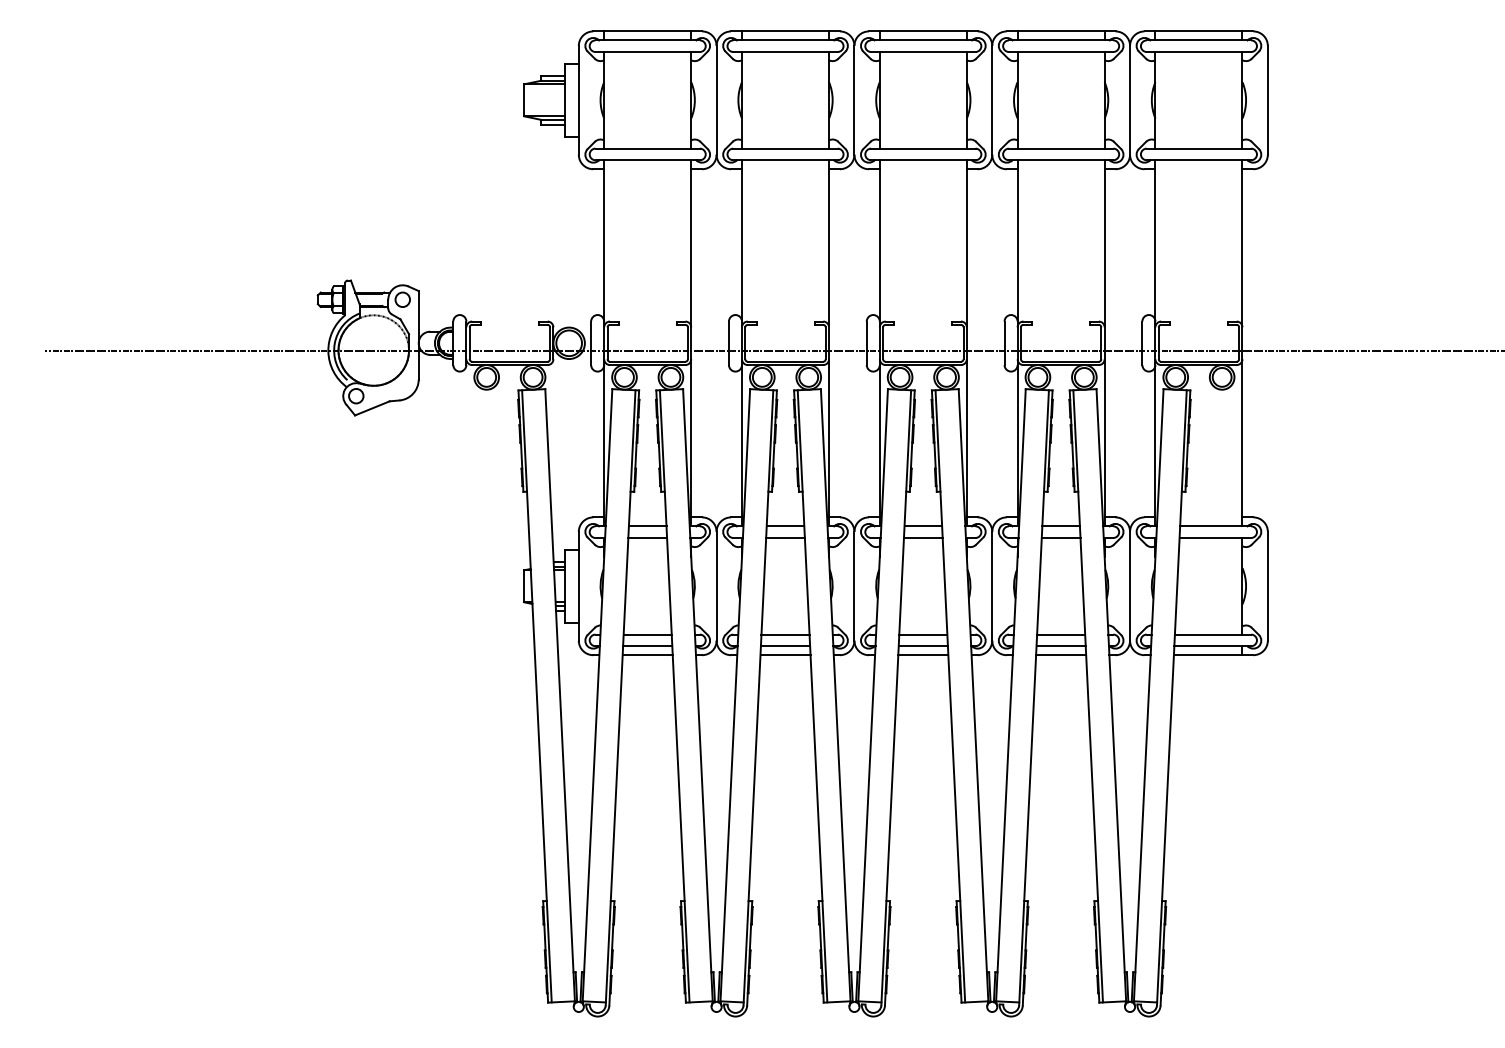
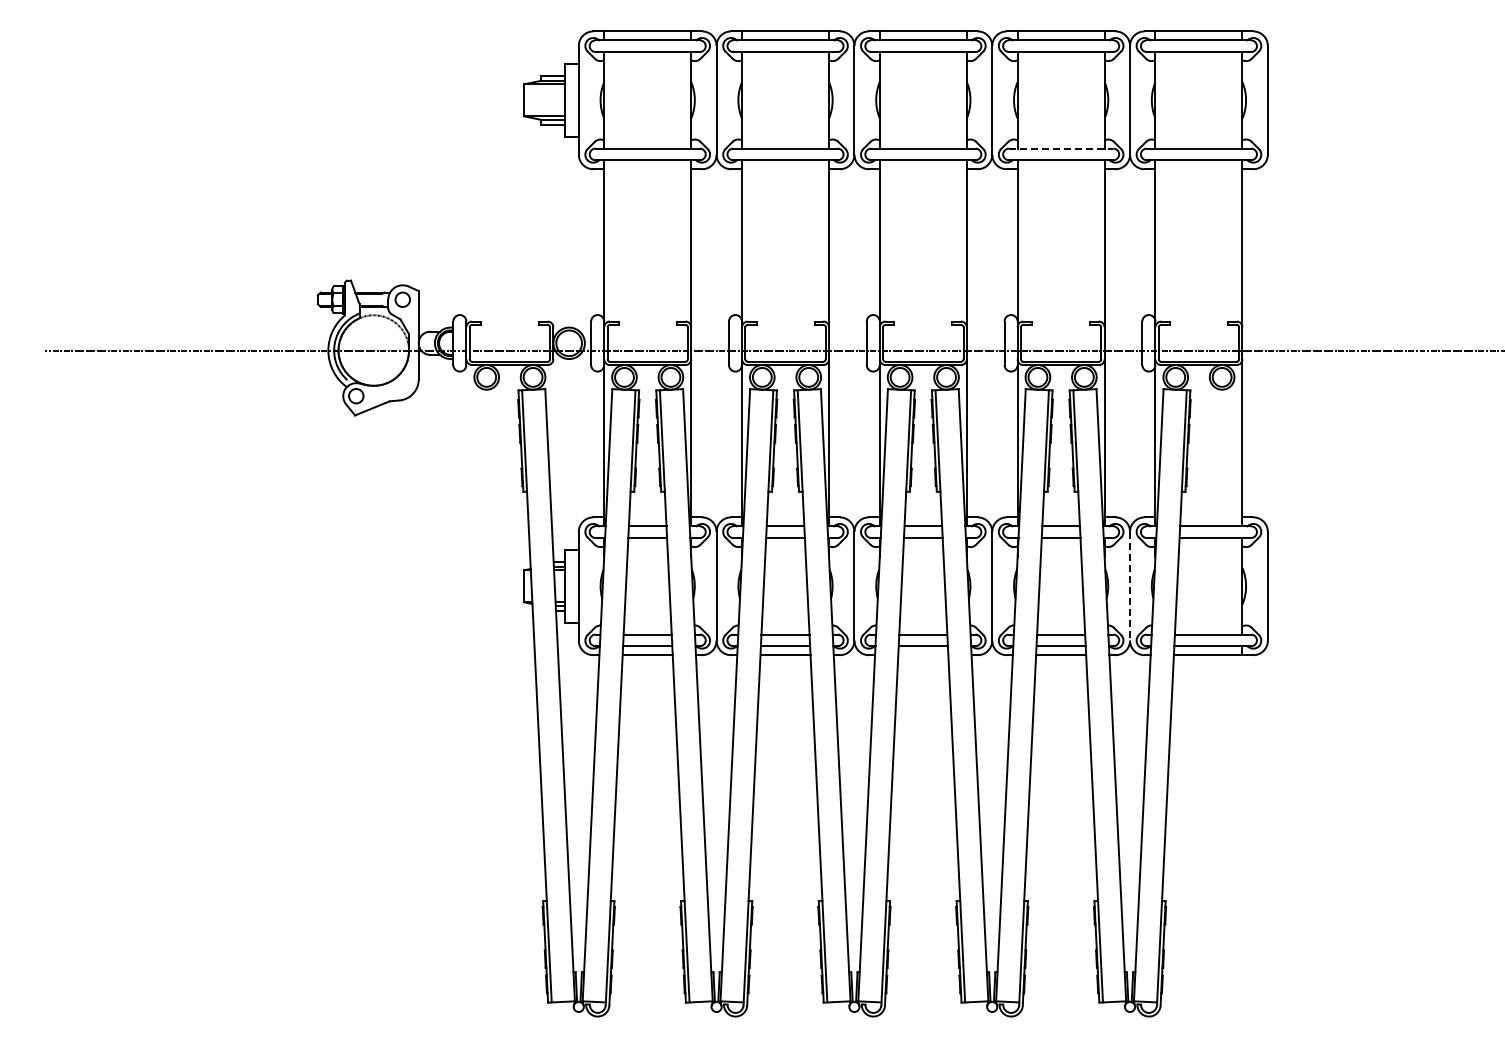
line: solid -> dashed (1061, 148)
line: solid -> dashed (1130, 586)
line: present -> none (923, 655)
